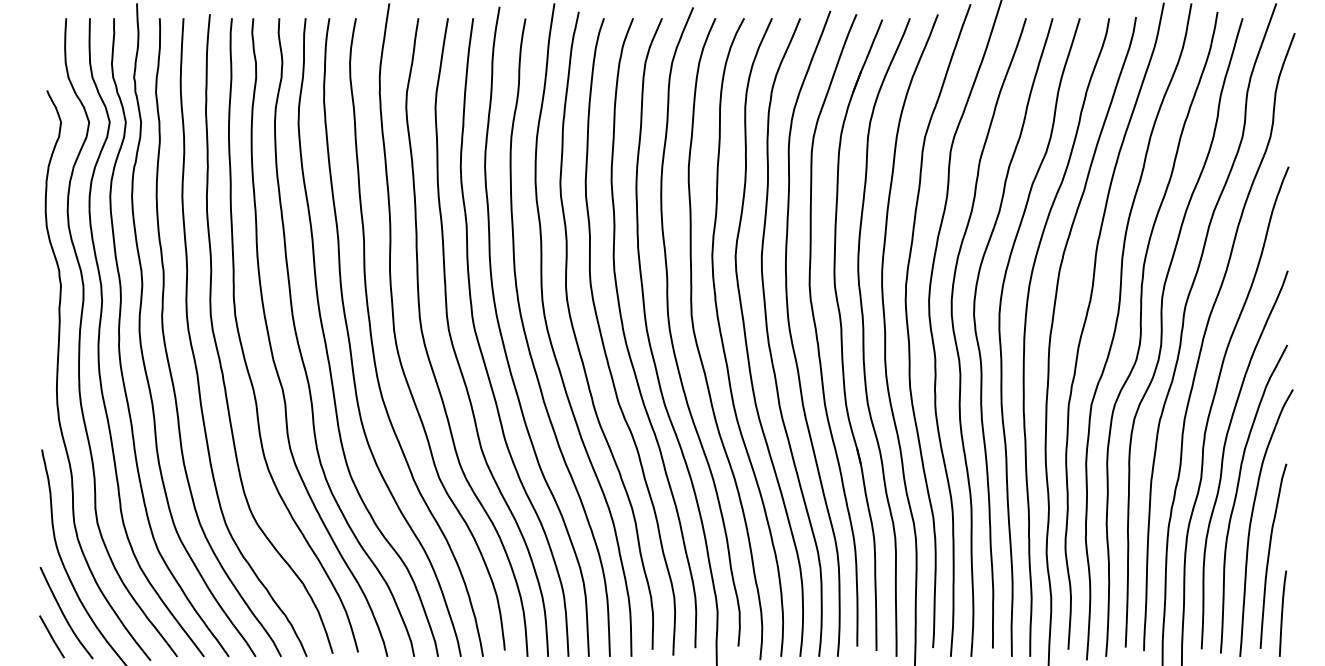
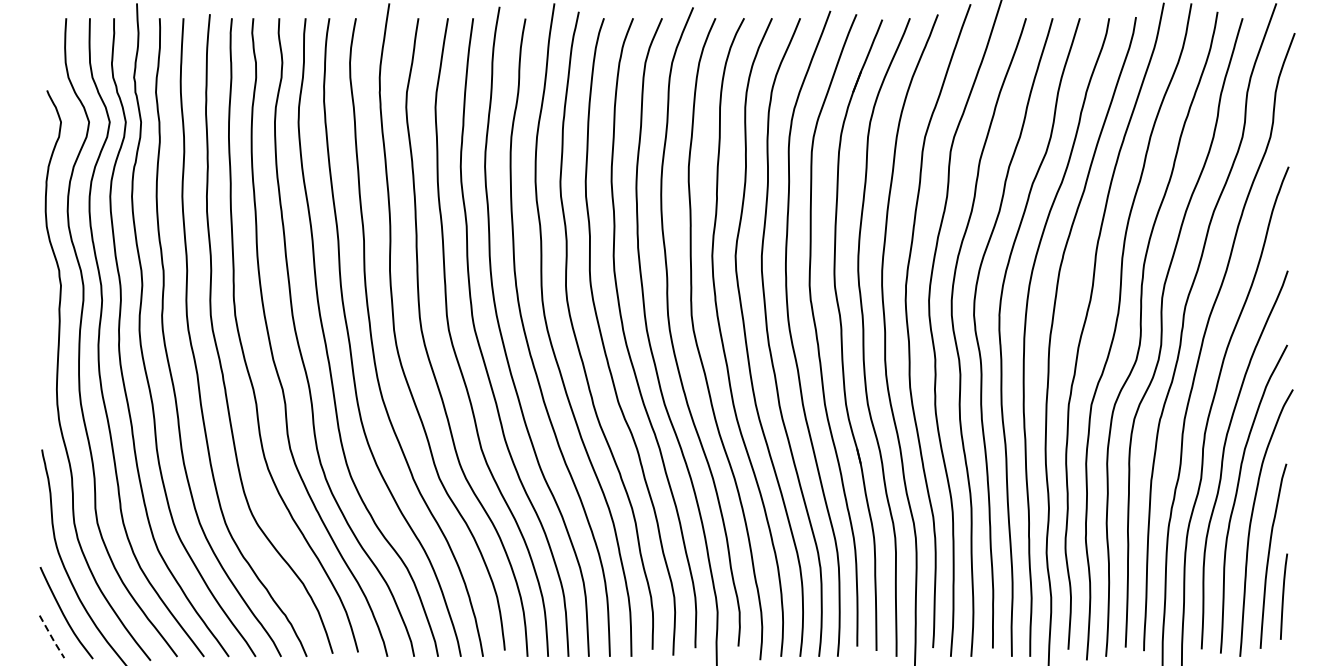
curve position: (1282, 613) -> (1283, 596) (1283, 596)
line: solid -> dashed (52, 637)
